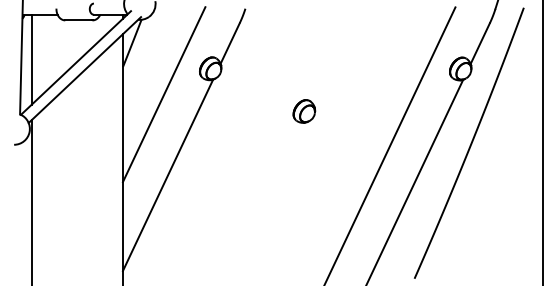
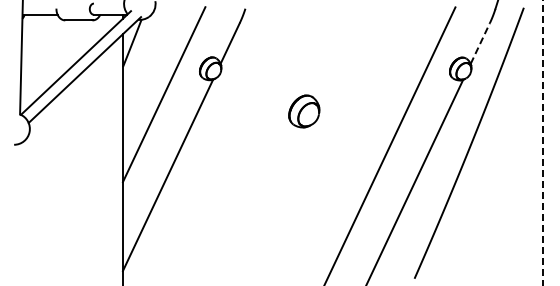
line: solid -> dashed (480, 43)
line: present -> none (31, 59)
part size: 25x25 px -> 33x35 px (304, 111)
line: solid -> dashed (543, 143)
line: present -> none (31, 201)
